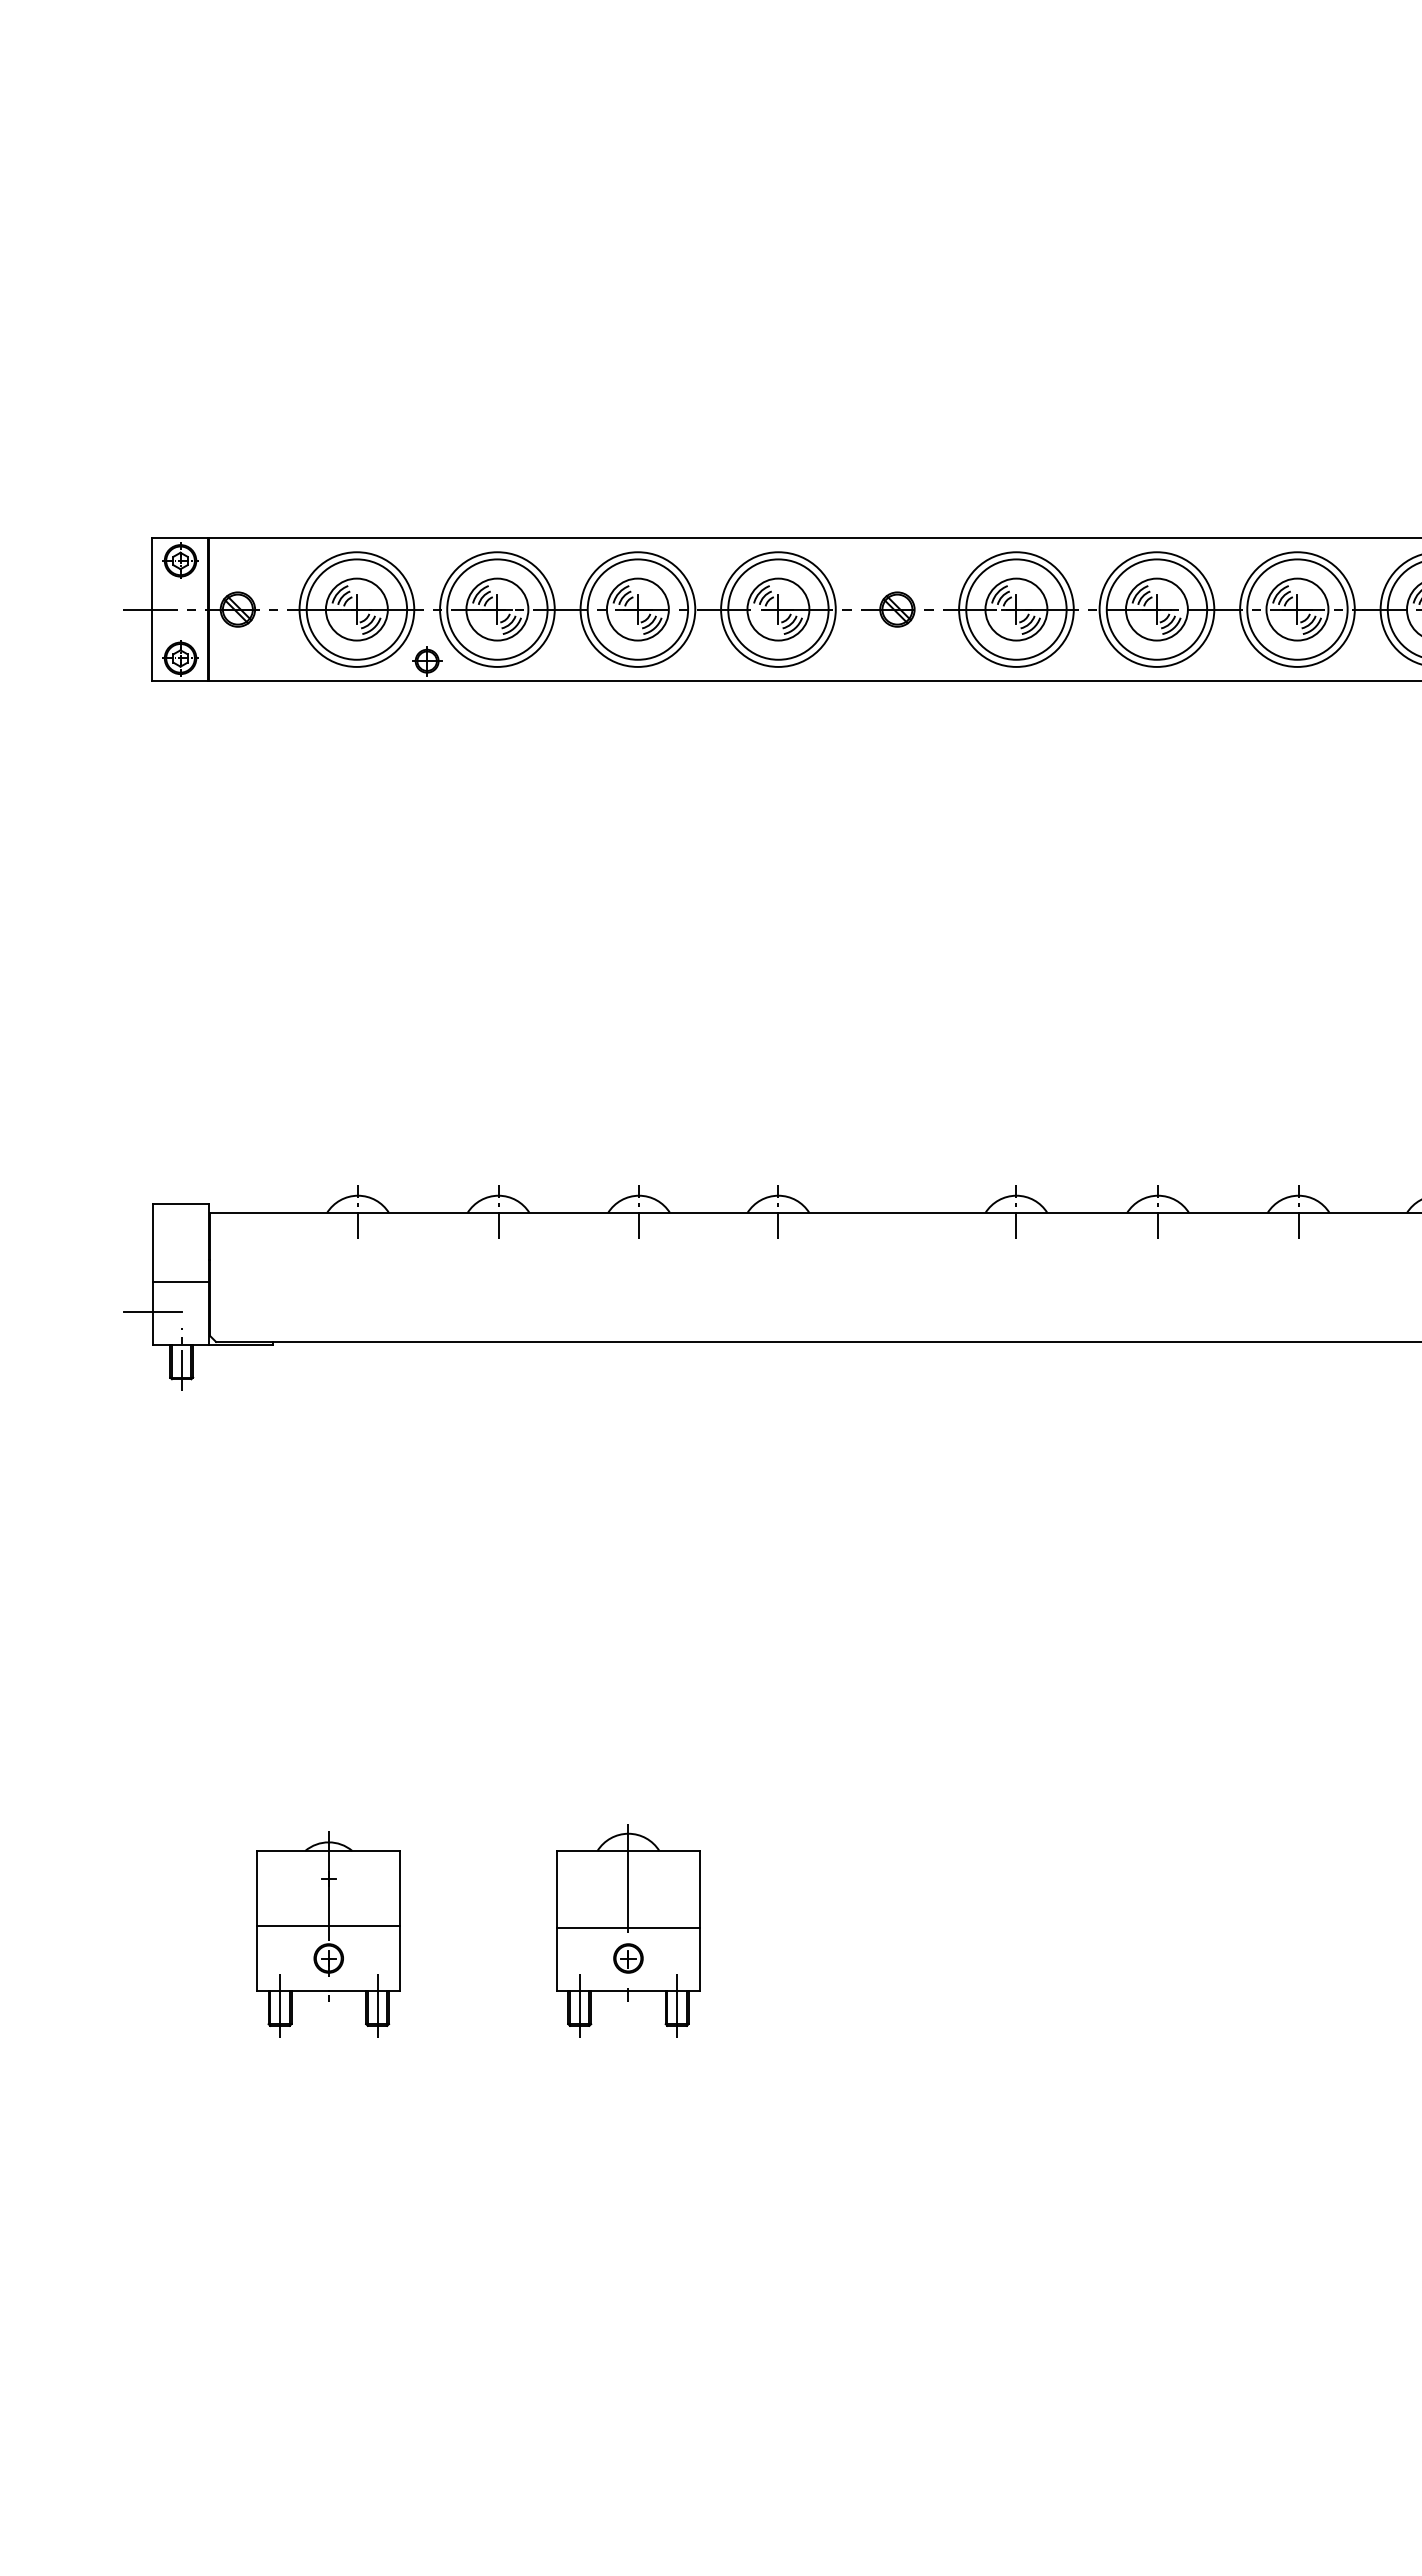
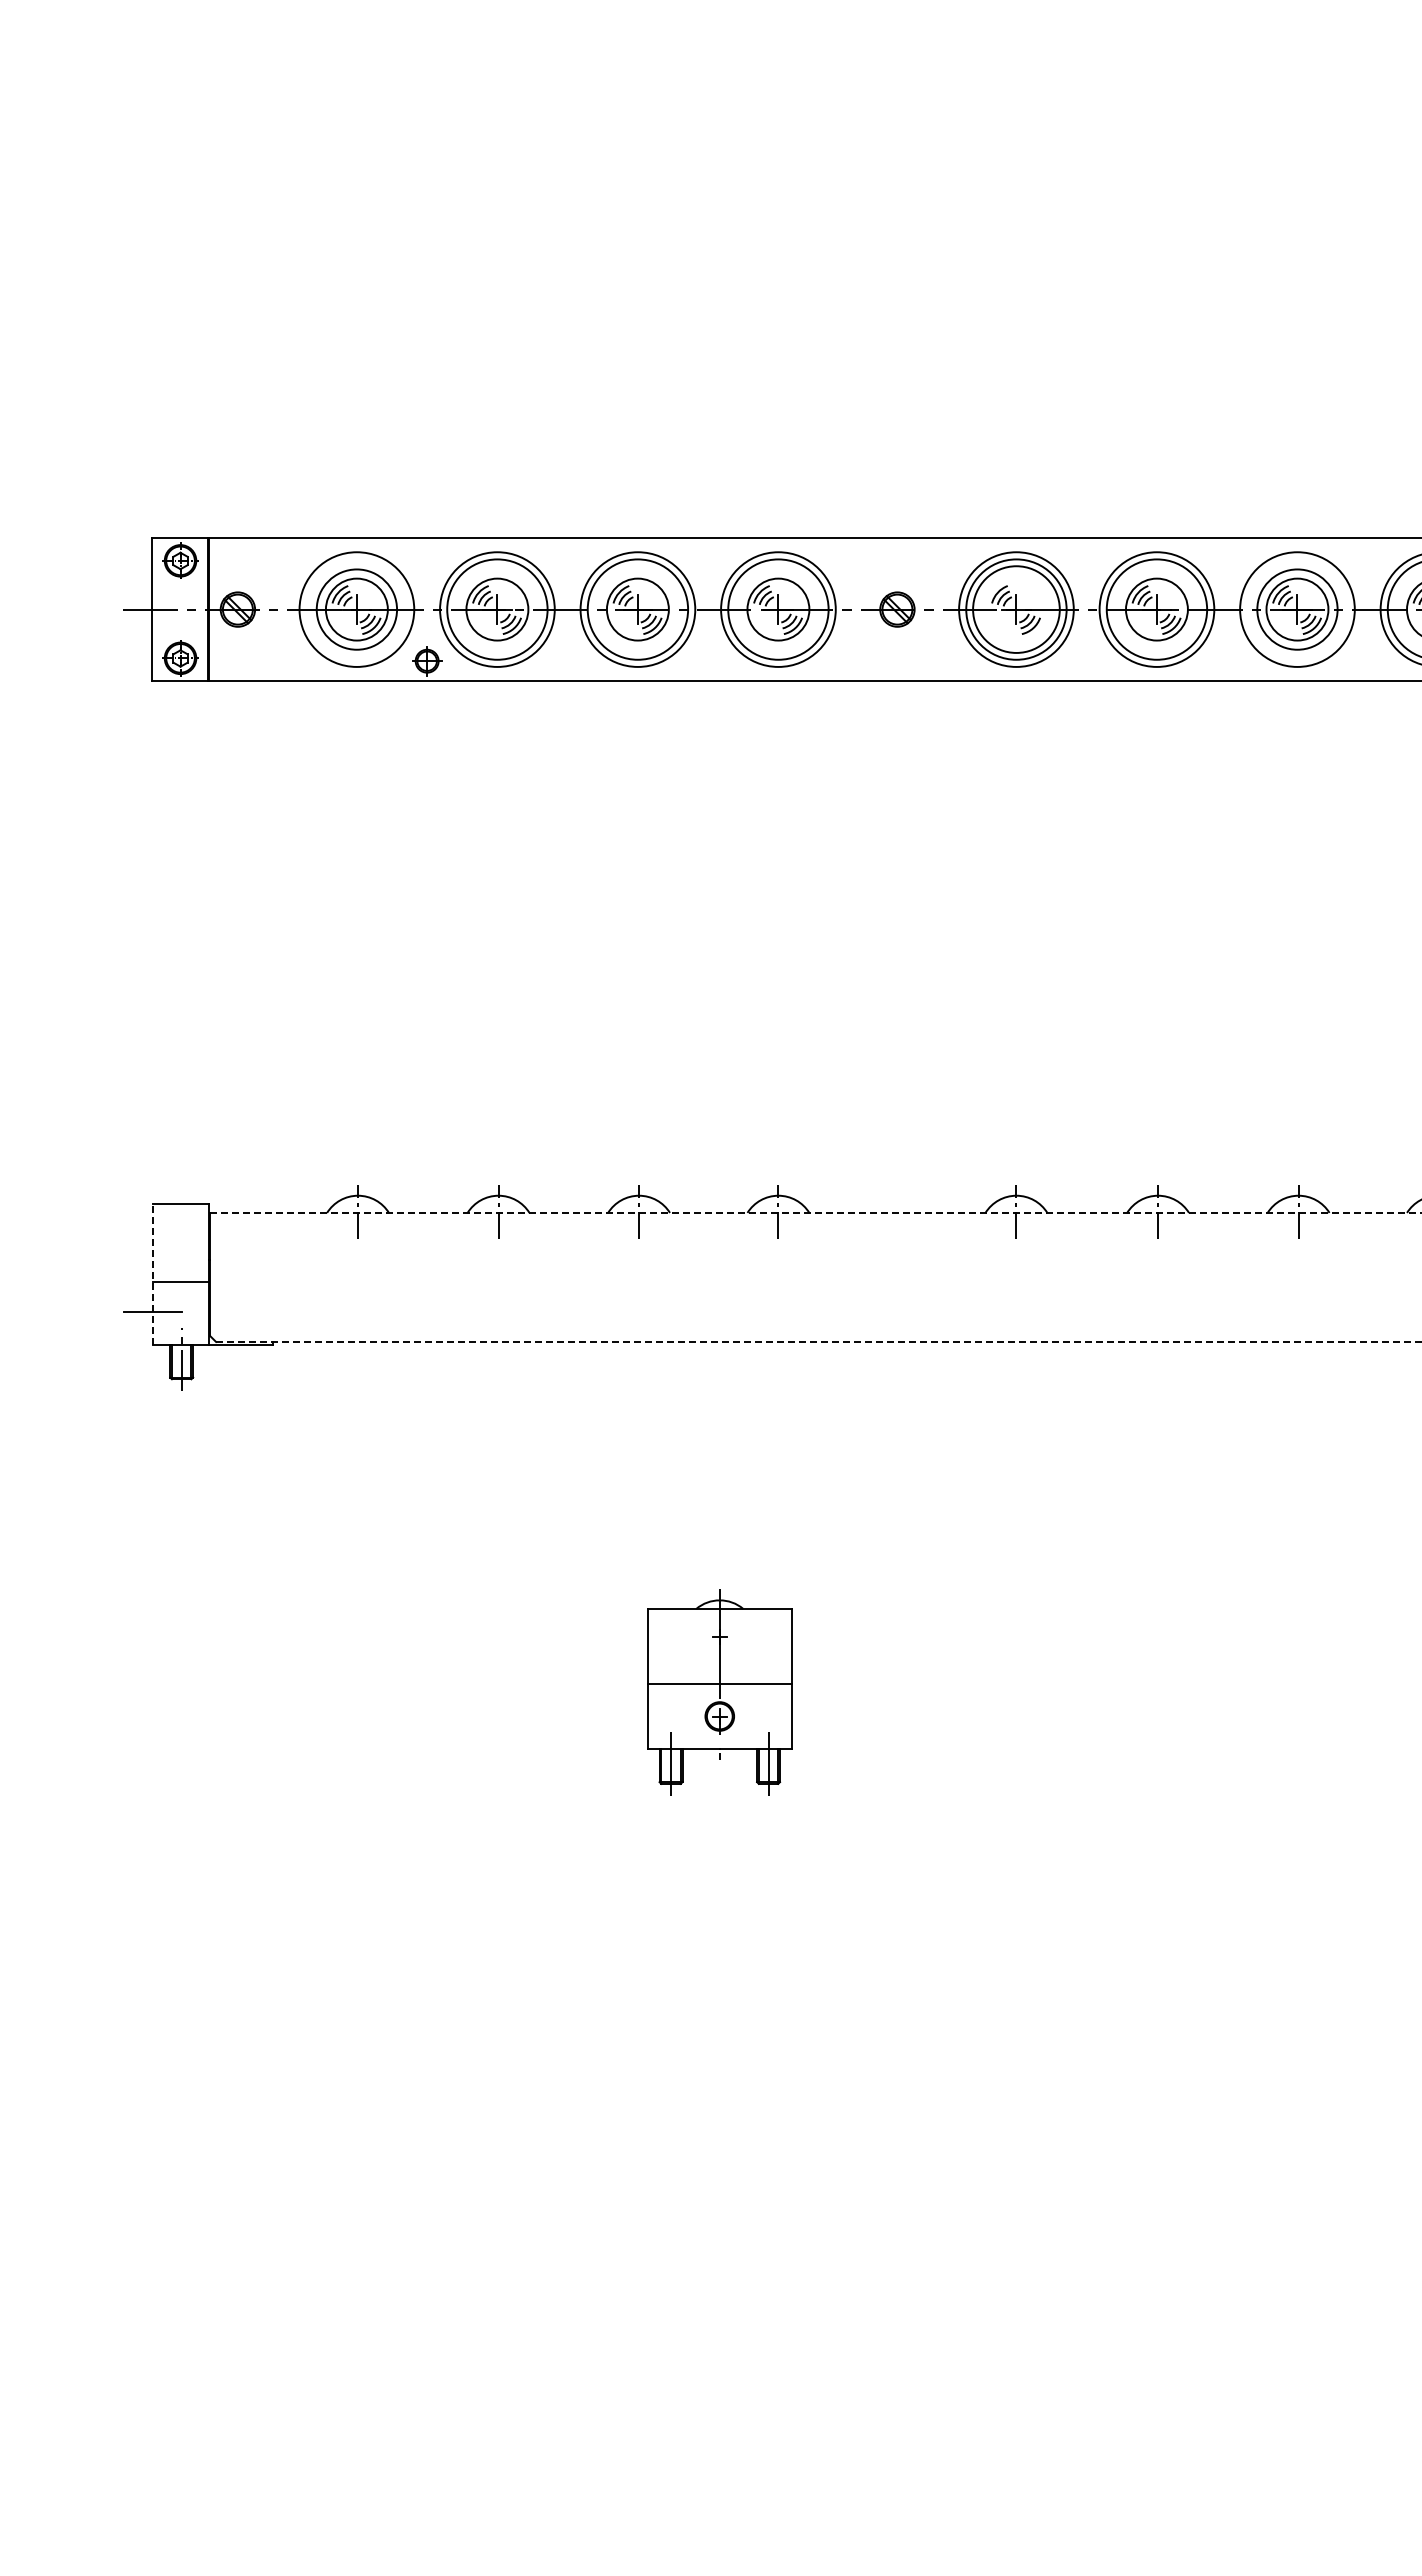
circle diameter: 100 px -> 80 px (356, 609)
circle diameter: 62 px -> 87 px (1016, 609)
circle diameter: 100 px -> 80 px (1297, 609)
line: solid -> dashed (816, 1212)
line: solid -> dashed (153, 1274)
line: solid -> dashed (818, 1341)
part: present -> none (628, 1930)
part position: (328, 1934) -> (719, 1692) (719, 1692)
